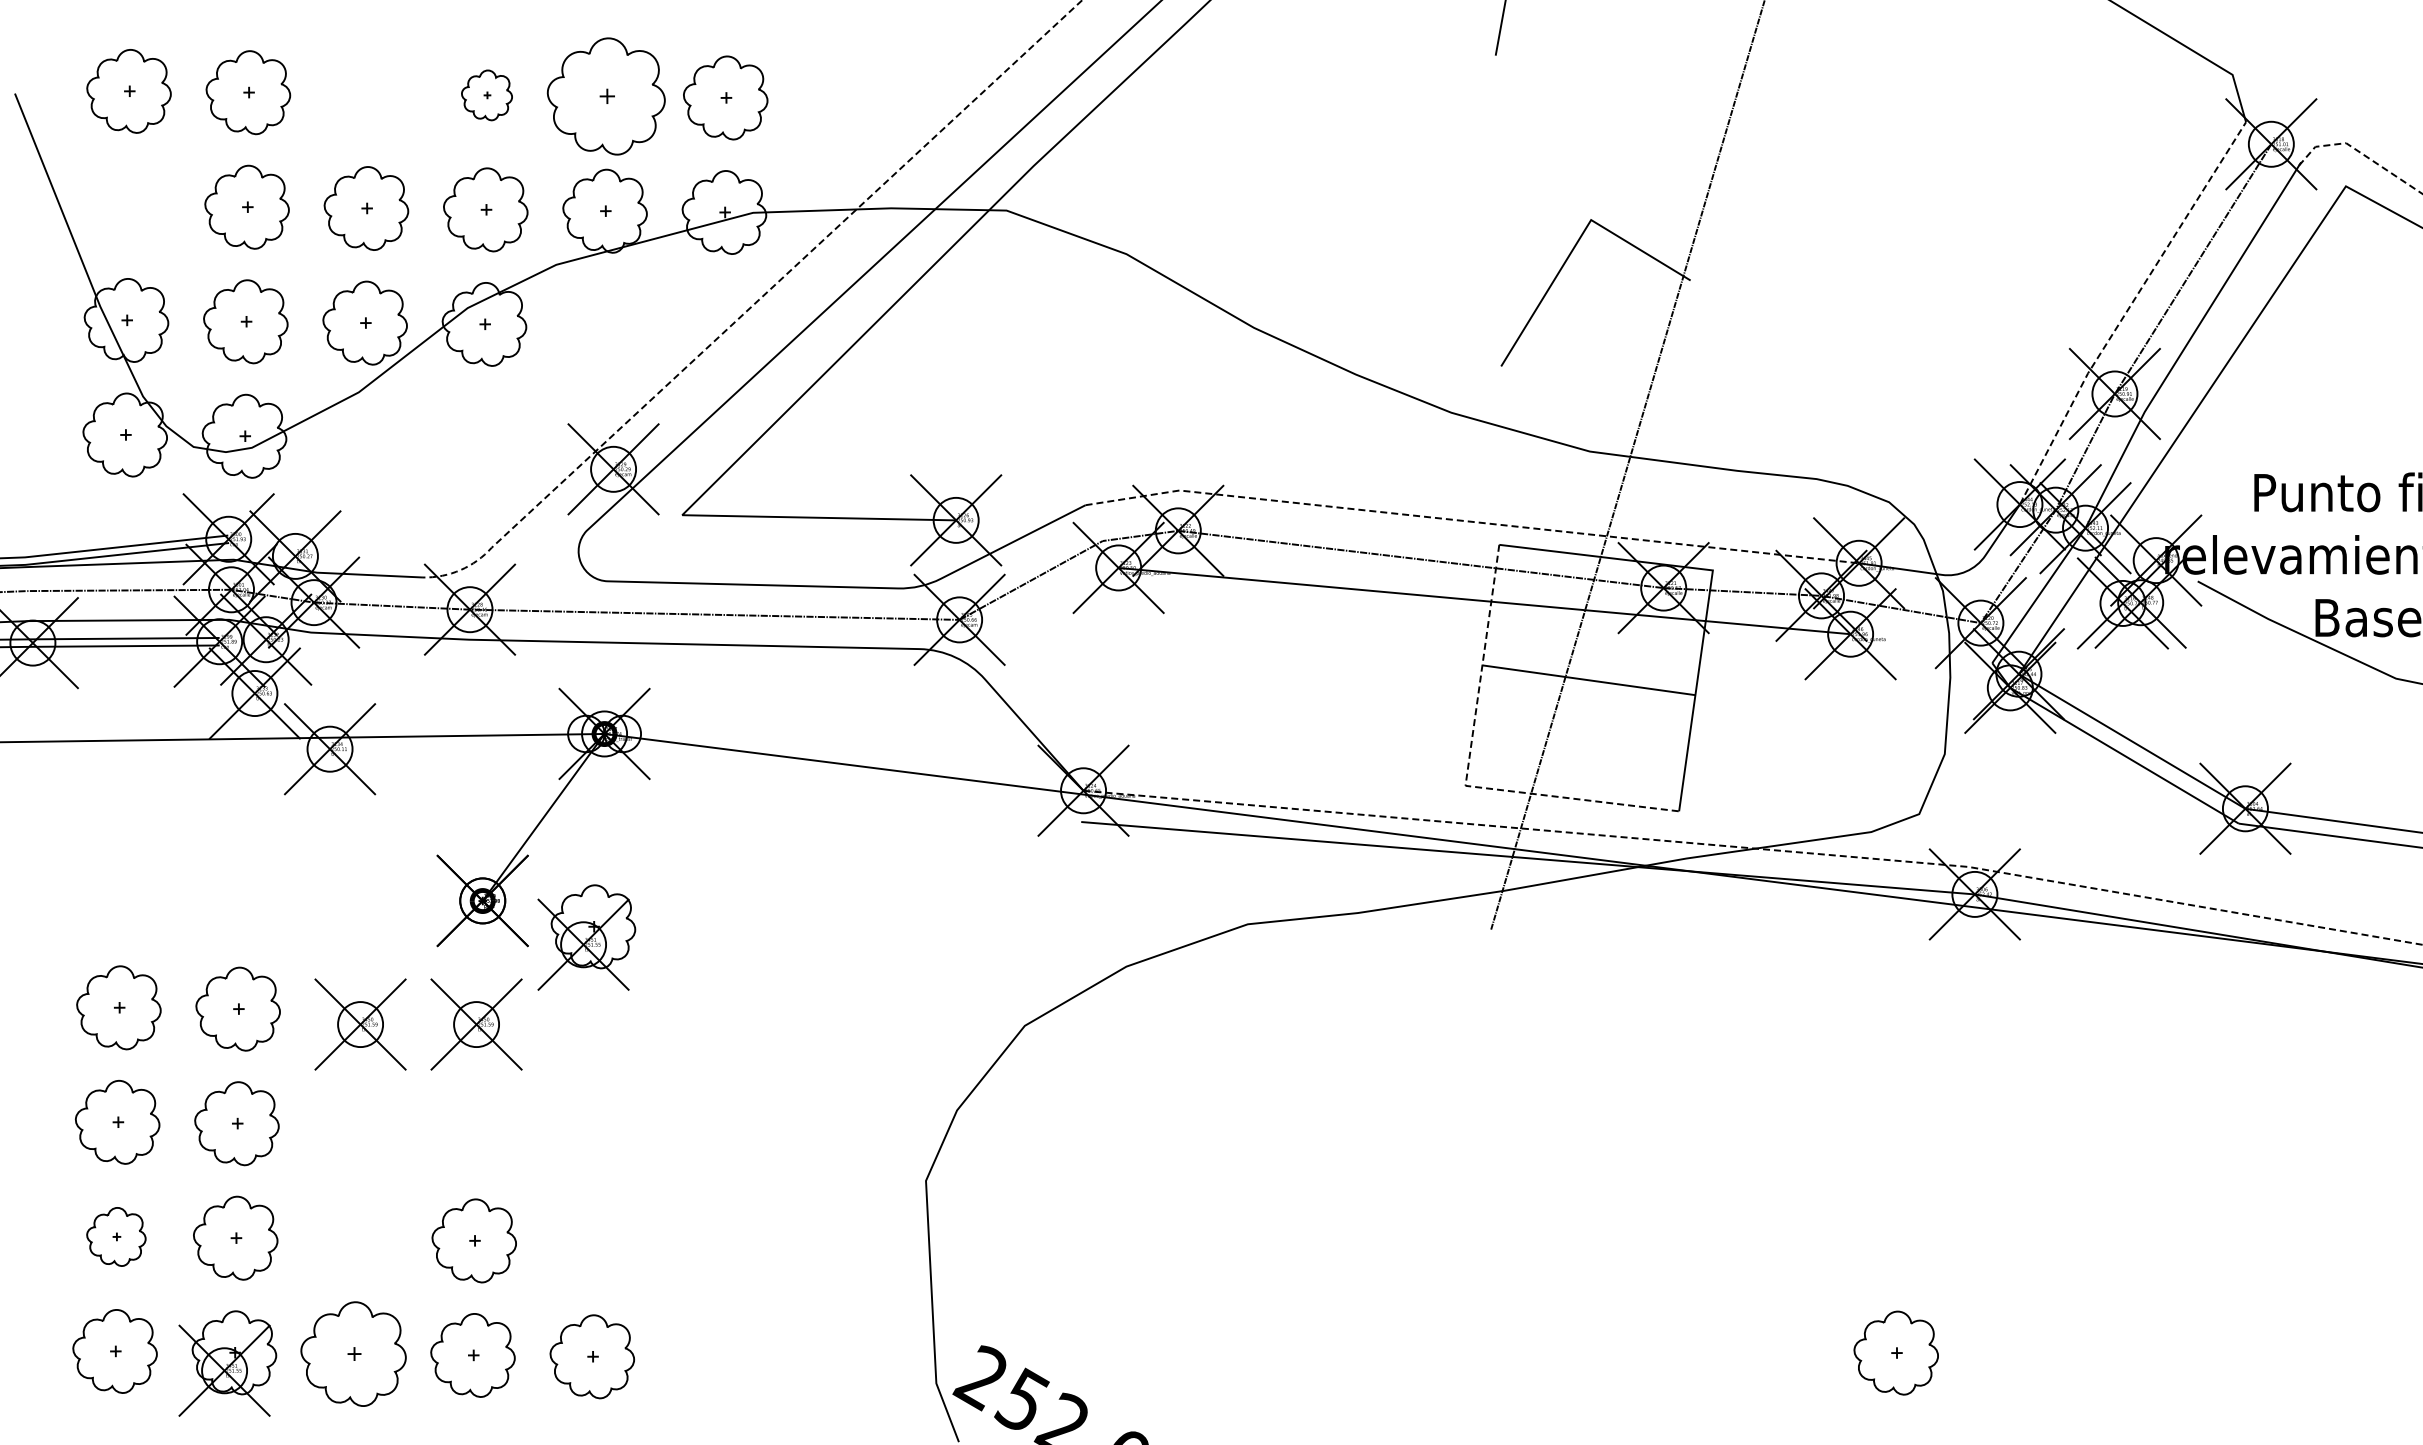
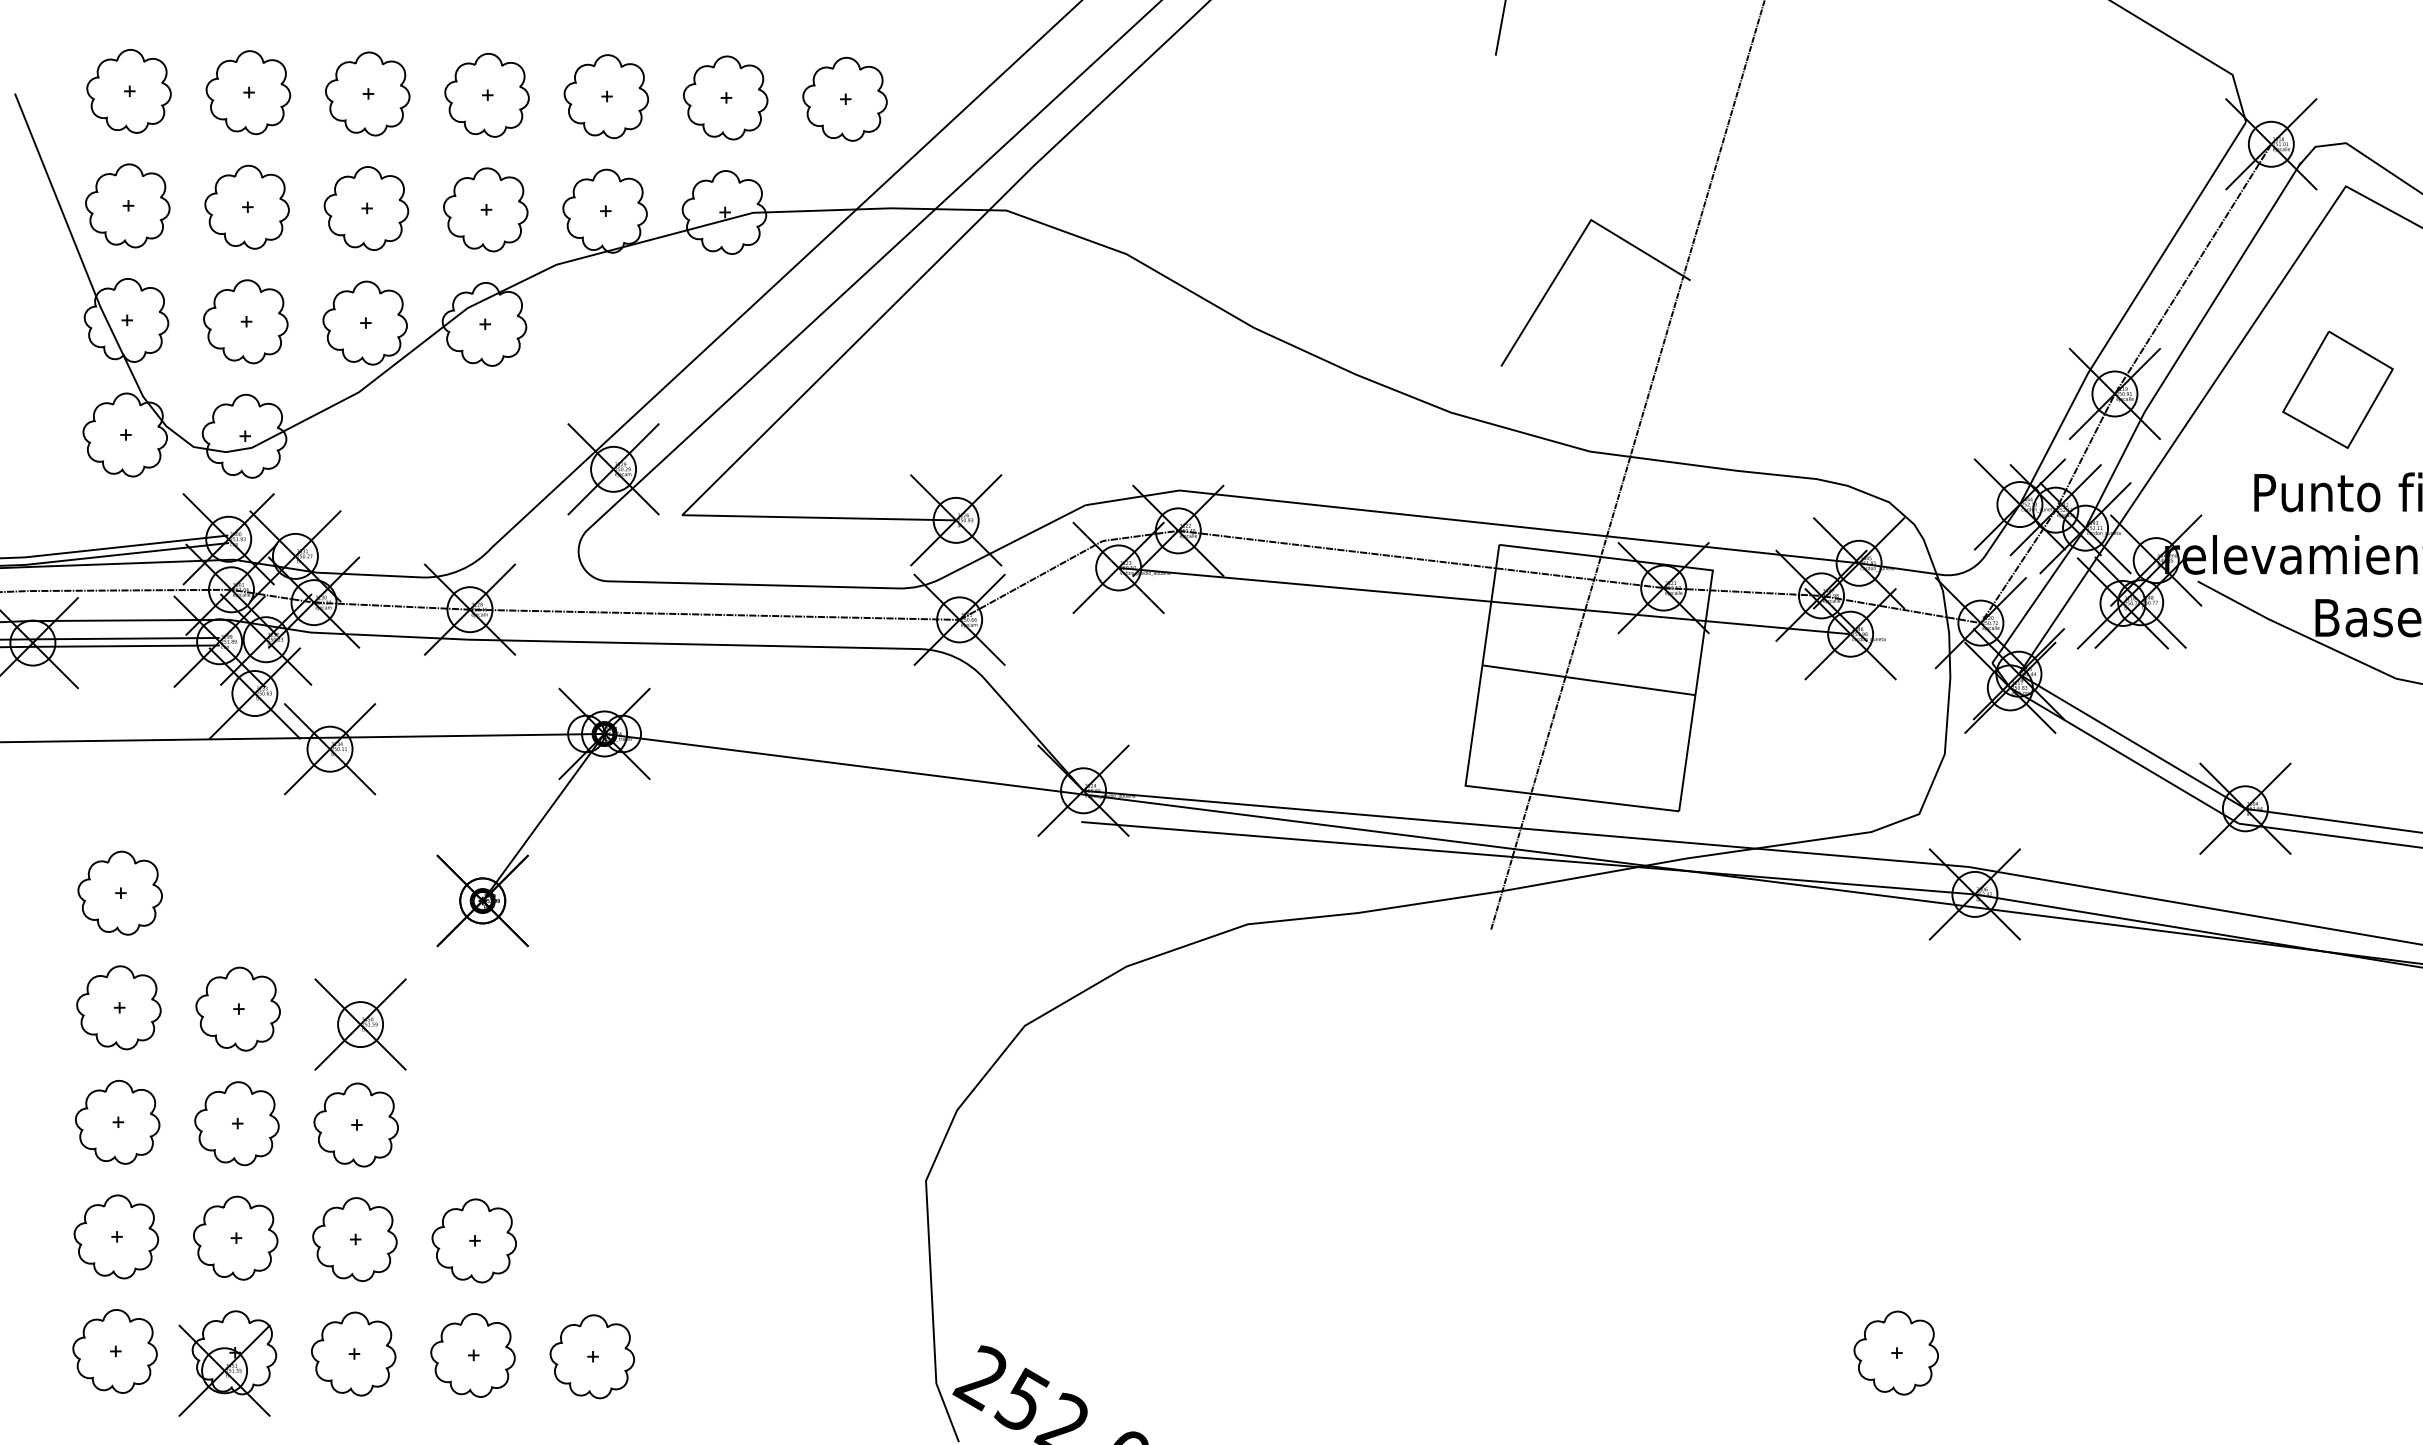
part: none -> present (367, 93)
part size: 52x53 px -> 86x85 px (486, 95)
part size: 120x119 px -> 87x86 px (606, 96)
part: none -> present (844, 98)
line: dashed -> solid (2360, 152)
part: none -> present (127, 205)
line: dashed -> solid (754, 303)
line: dashed -> solid (2127, 310)
part: none -> present (2337, 389)
line: dashed -> solid (1471, 521)
line: dashed -> solid (1467, 772)
line: dashed -> solid (1756, 848)
part: none -> present (119, 892)
part: present -> none (586, 937)
part: present -> none (476, 1024)
part: none -> present (355, 1124)
part size: 61x60 px -> 87x86 px (116, 1236)
part: none -> present (354, 1239)
part size: 107x106 px -> 86x86 px (353, 1353)
